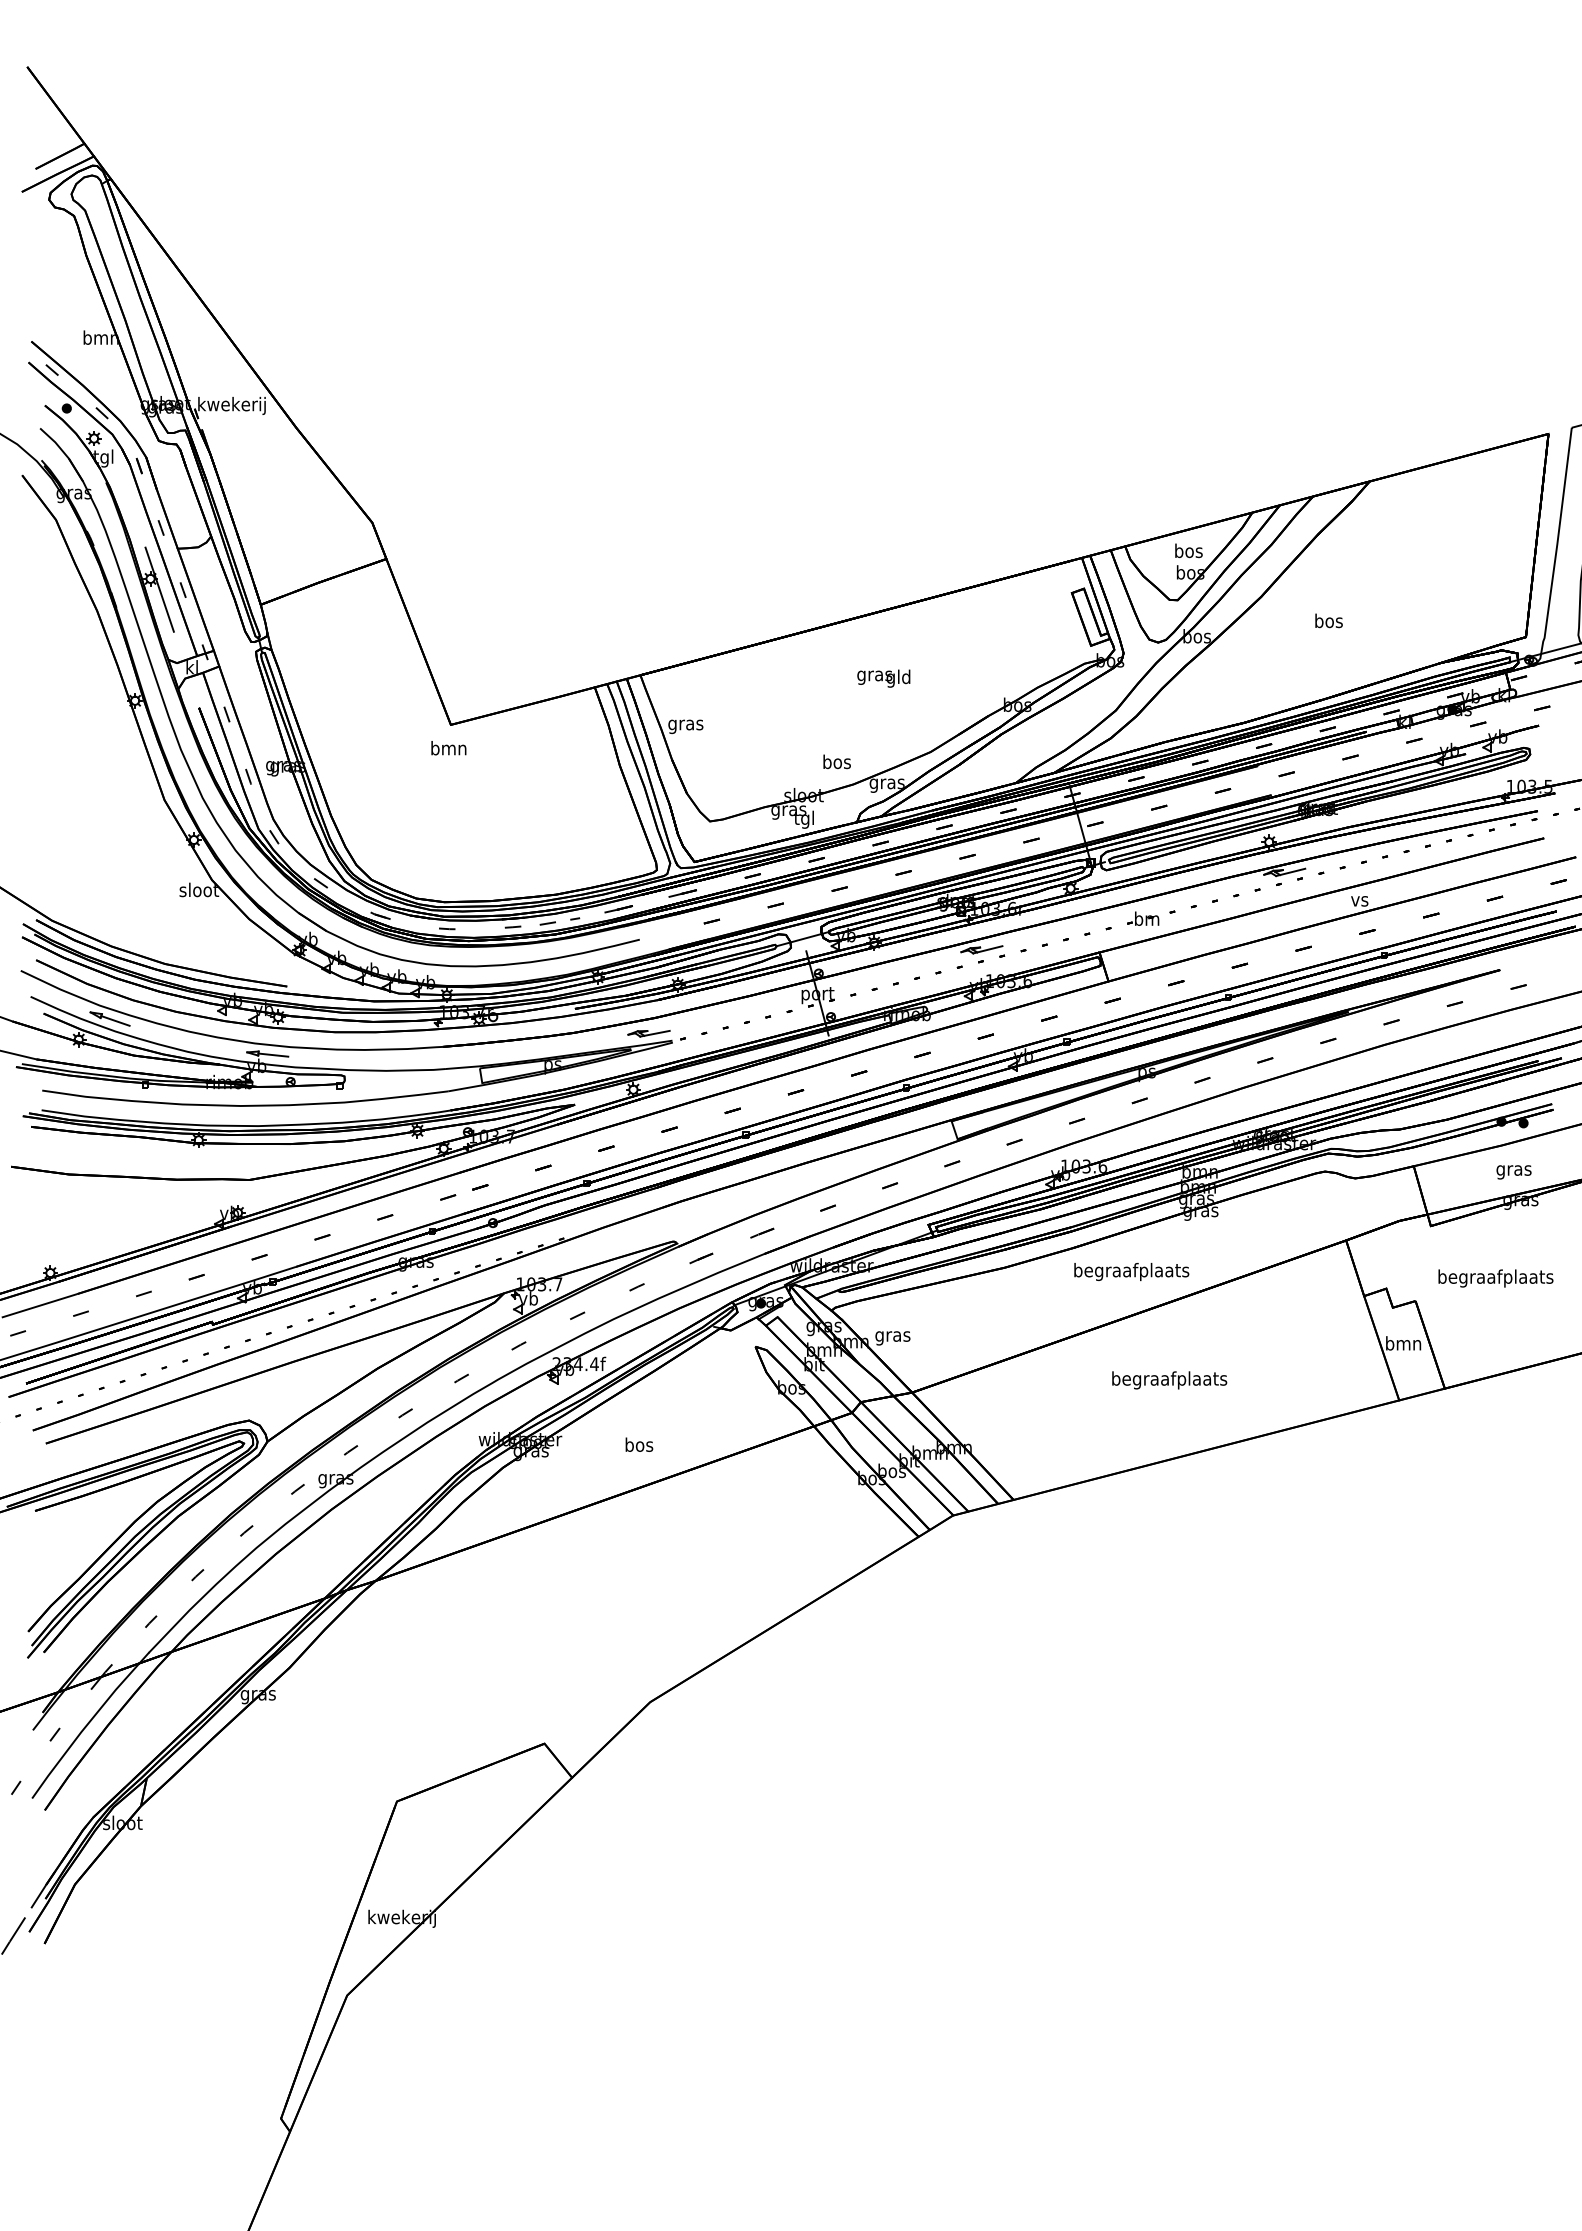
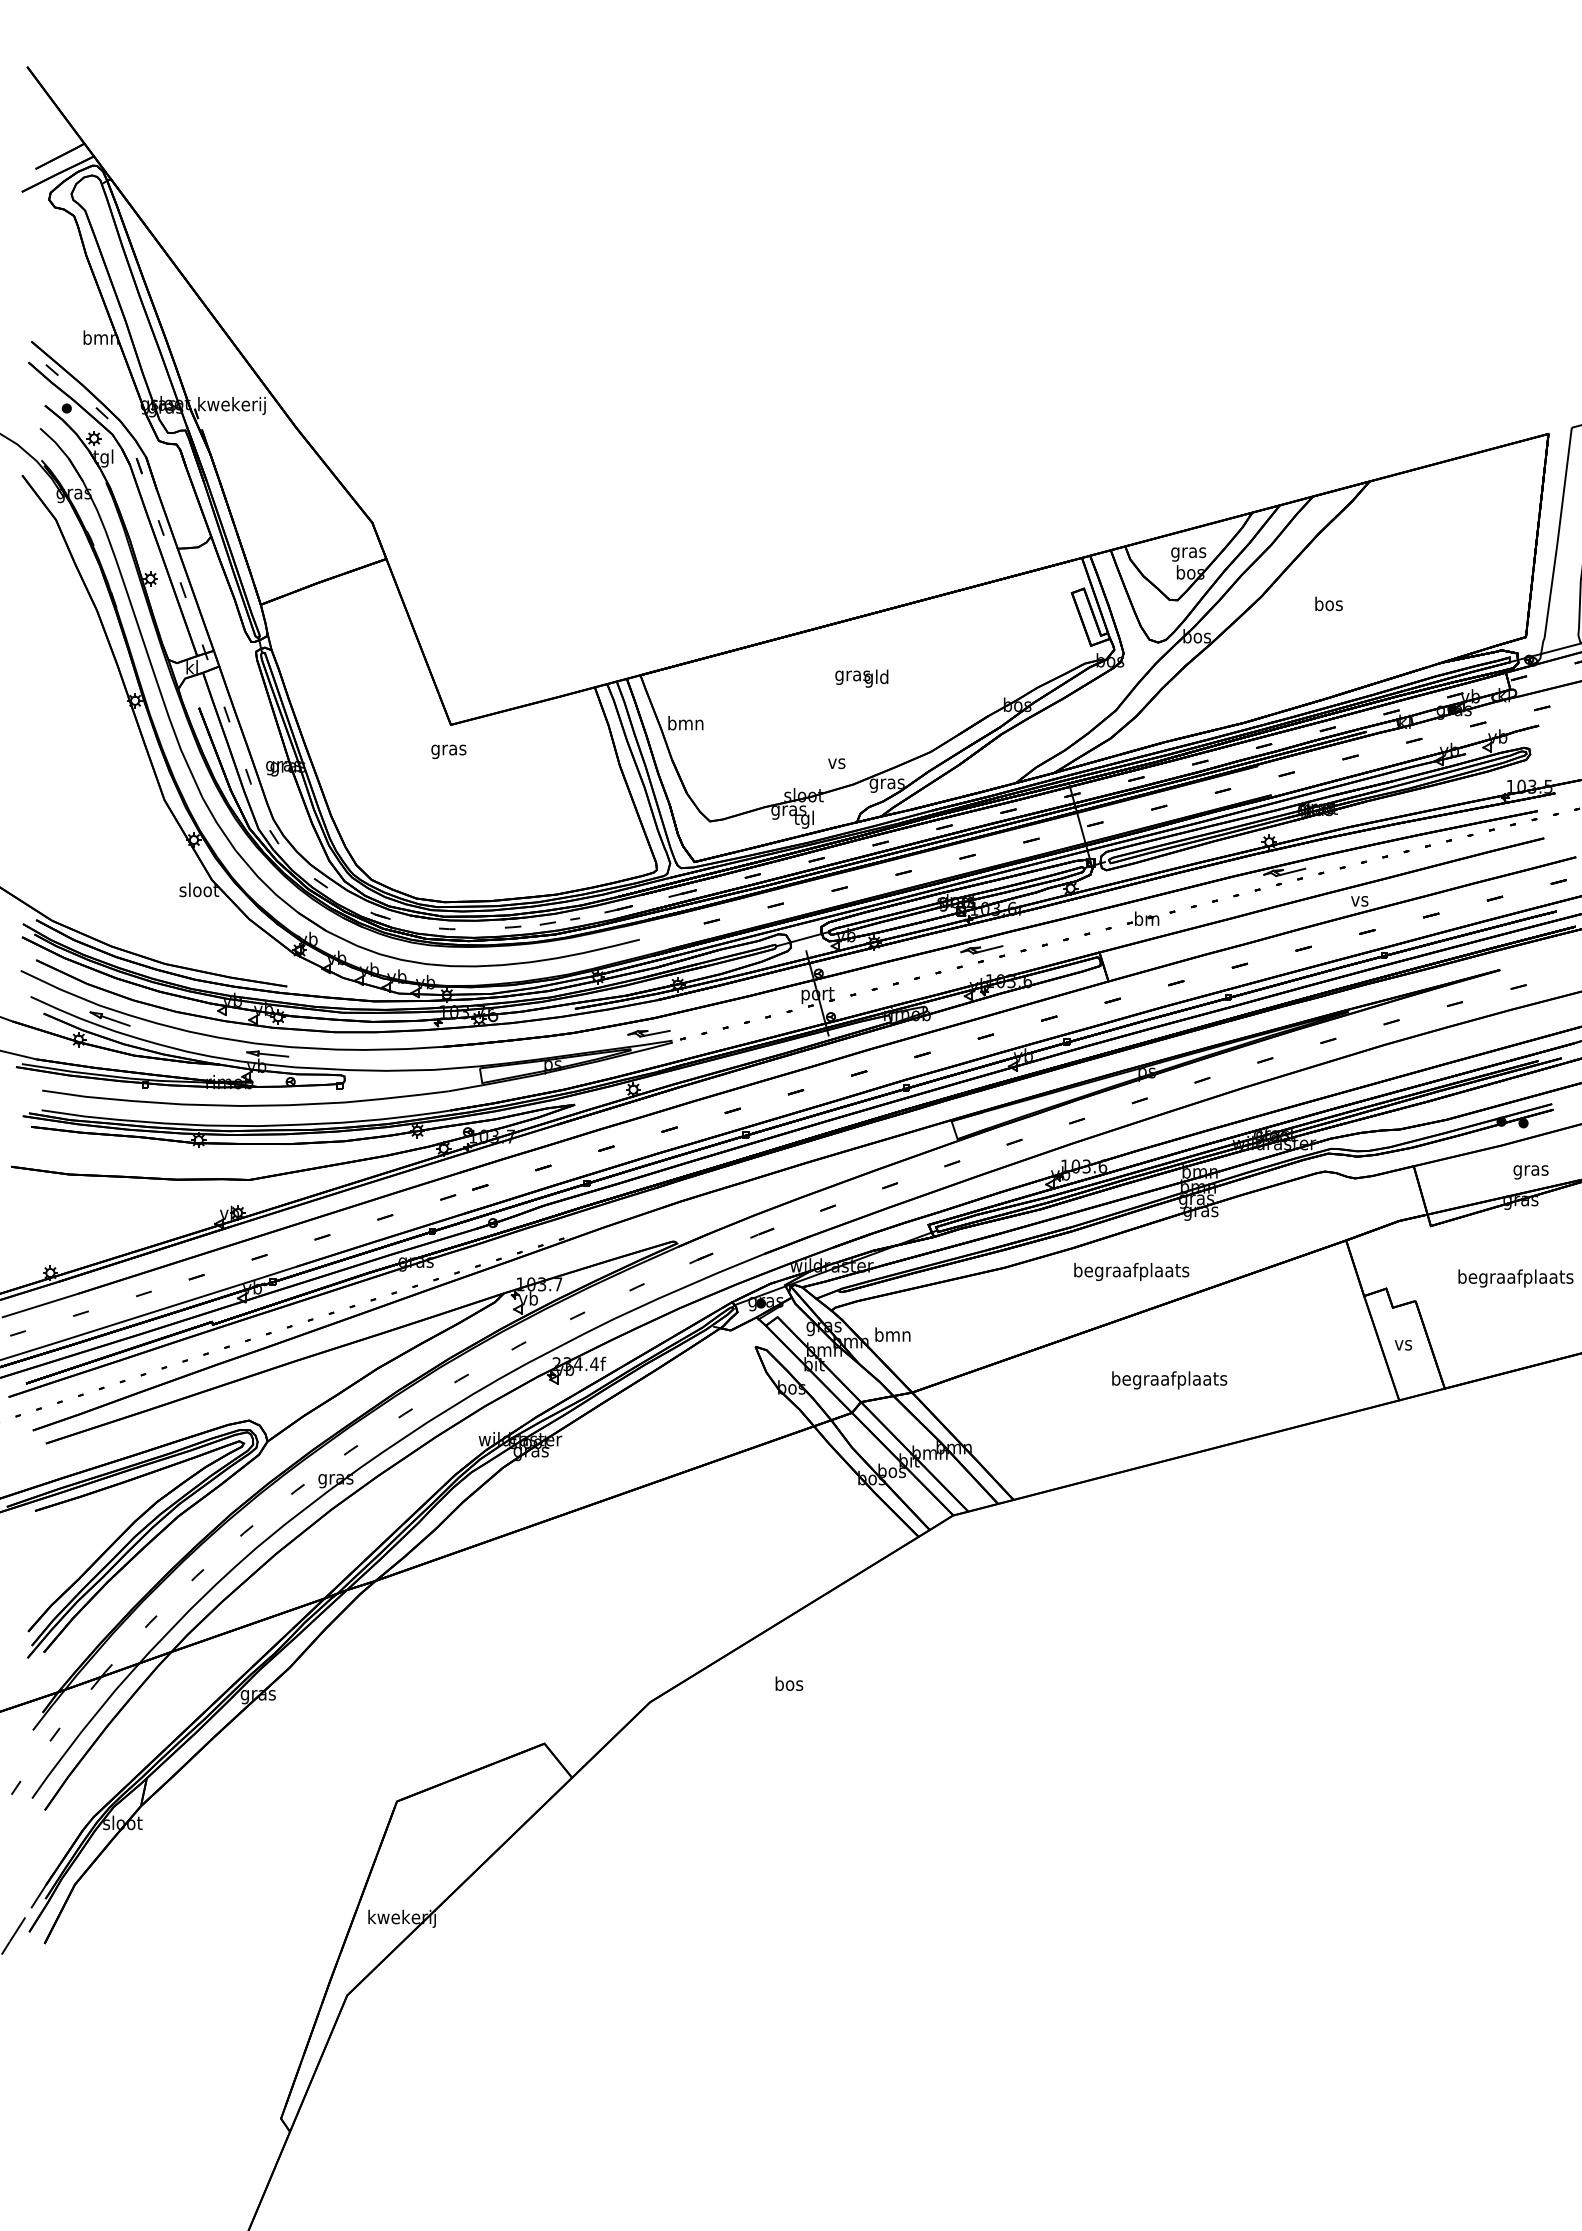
text: bos -> gras (1188, 552)
line: present -> none (159, 589)
text position: (1328, 620) -> (1328, 603) (1328, 603)
text position: (883, 678) -> (861, 678) (861, 678)
text: gras -> bmn (685, 725)
text: bmn -> gras (448, 750)
text: bos -> vs (836, 761)
text position: (1513, 1172) -> (1530, 1172) (1530, 1172)
text position: (1495, 1278) -> (1515, 1278) (1515, 1278)
text: gras -> bmn (892, 1336)
text: bmn -> vs (1403, 1343)
text position: (639, 1444) -> (789, 1683) (789, 1683)
